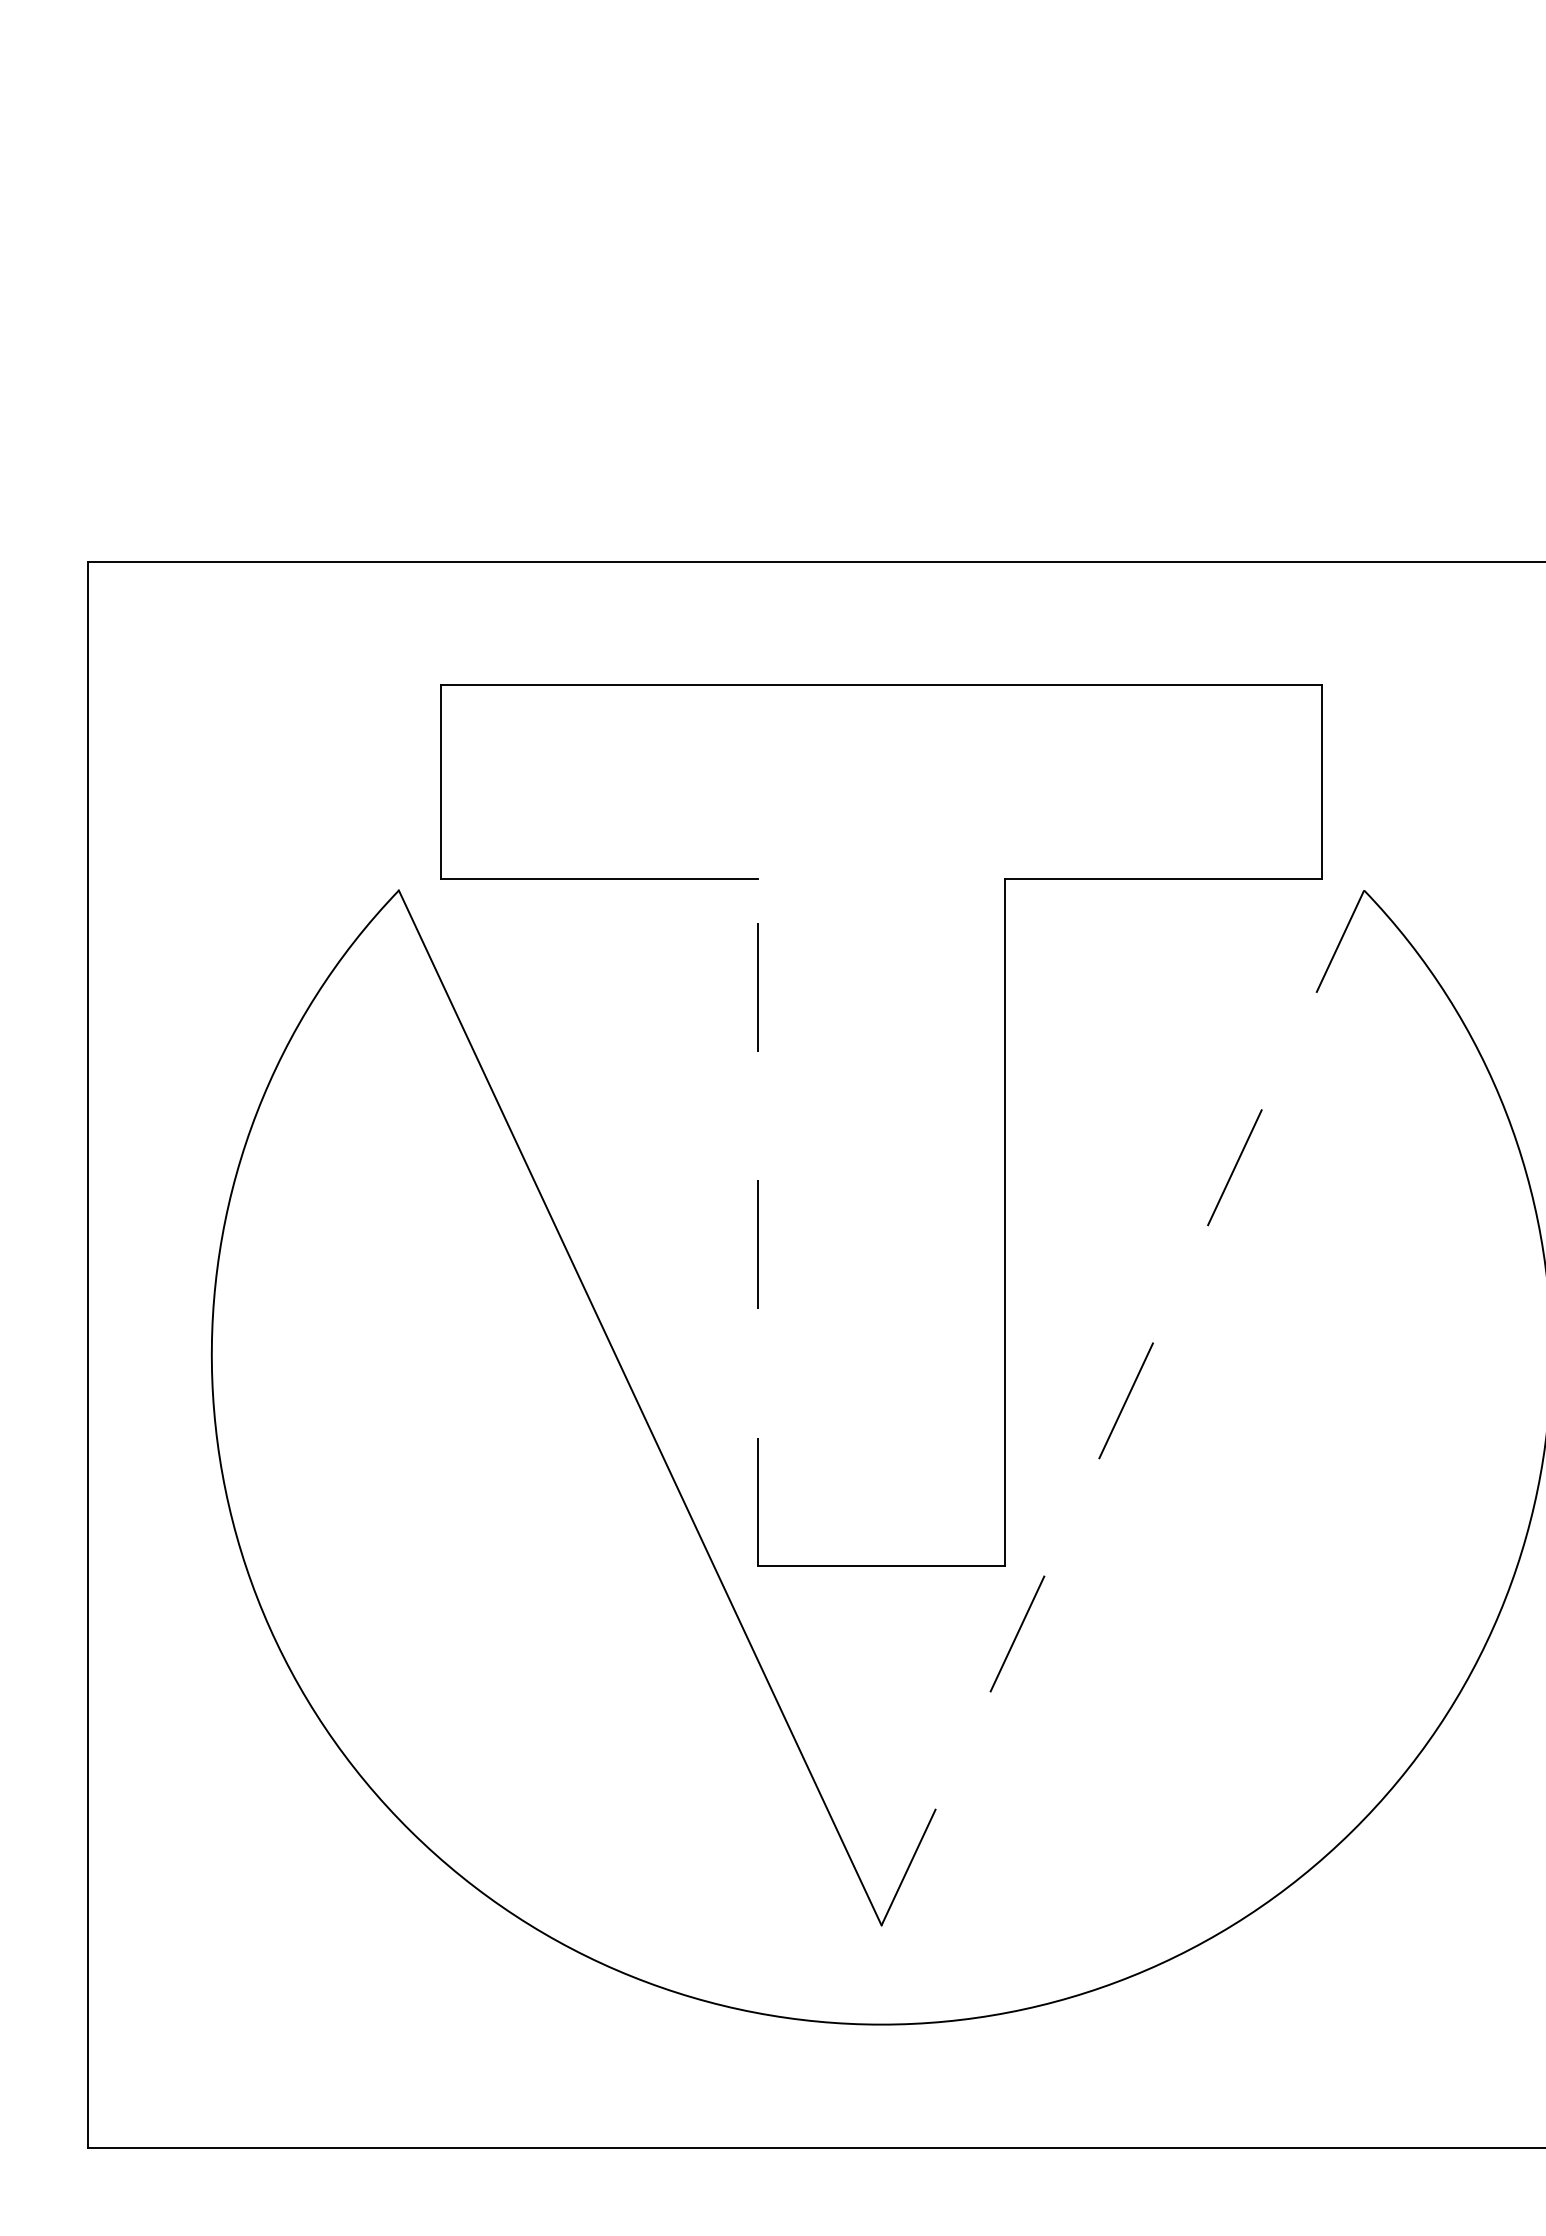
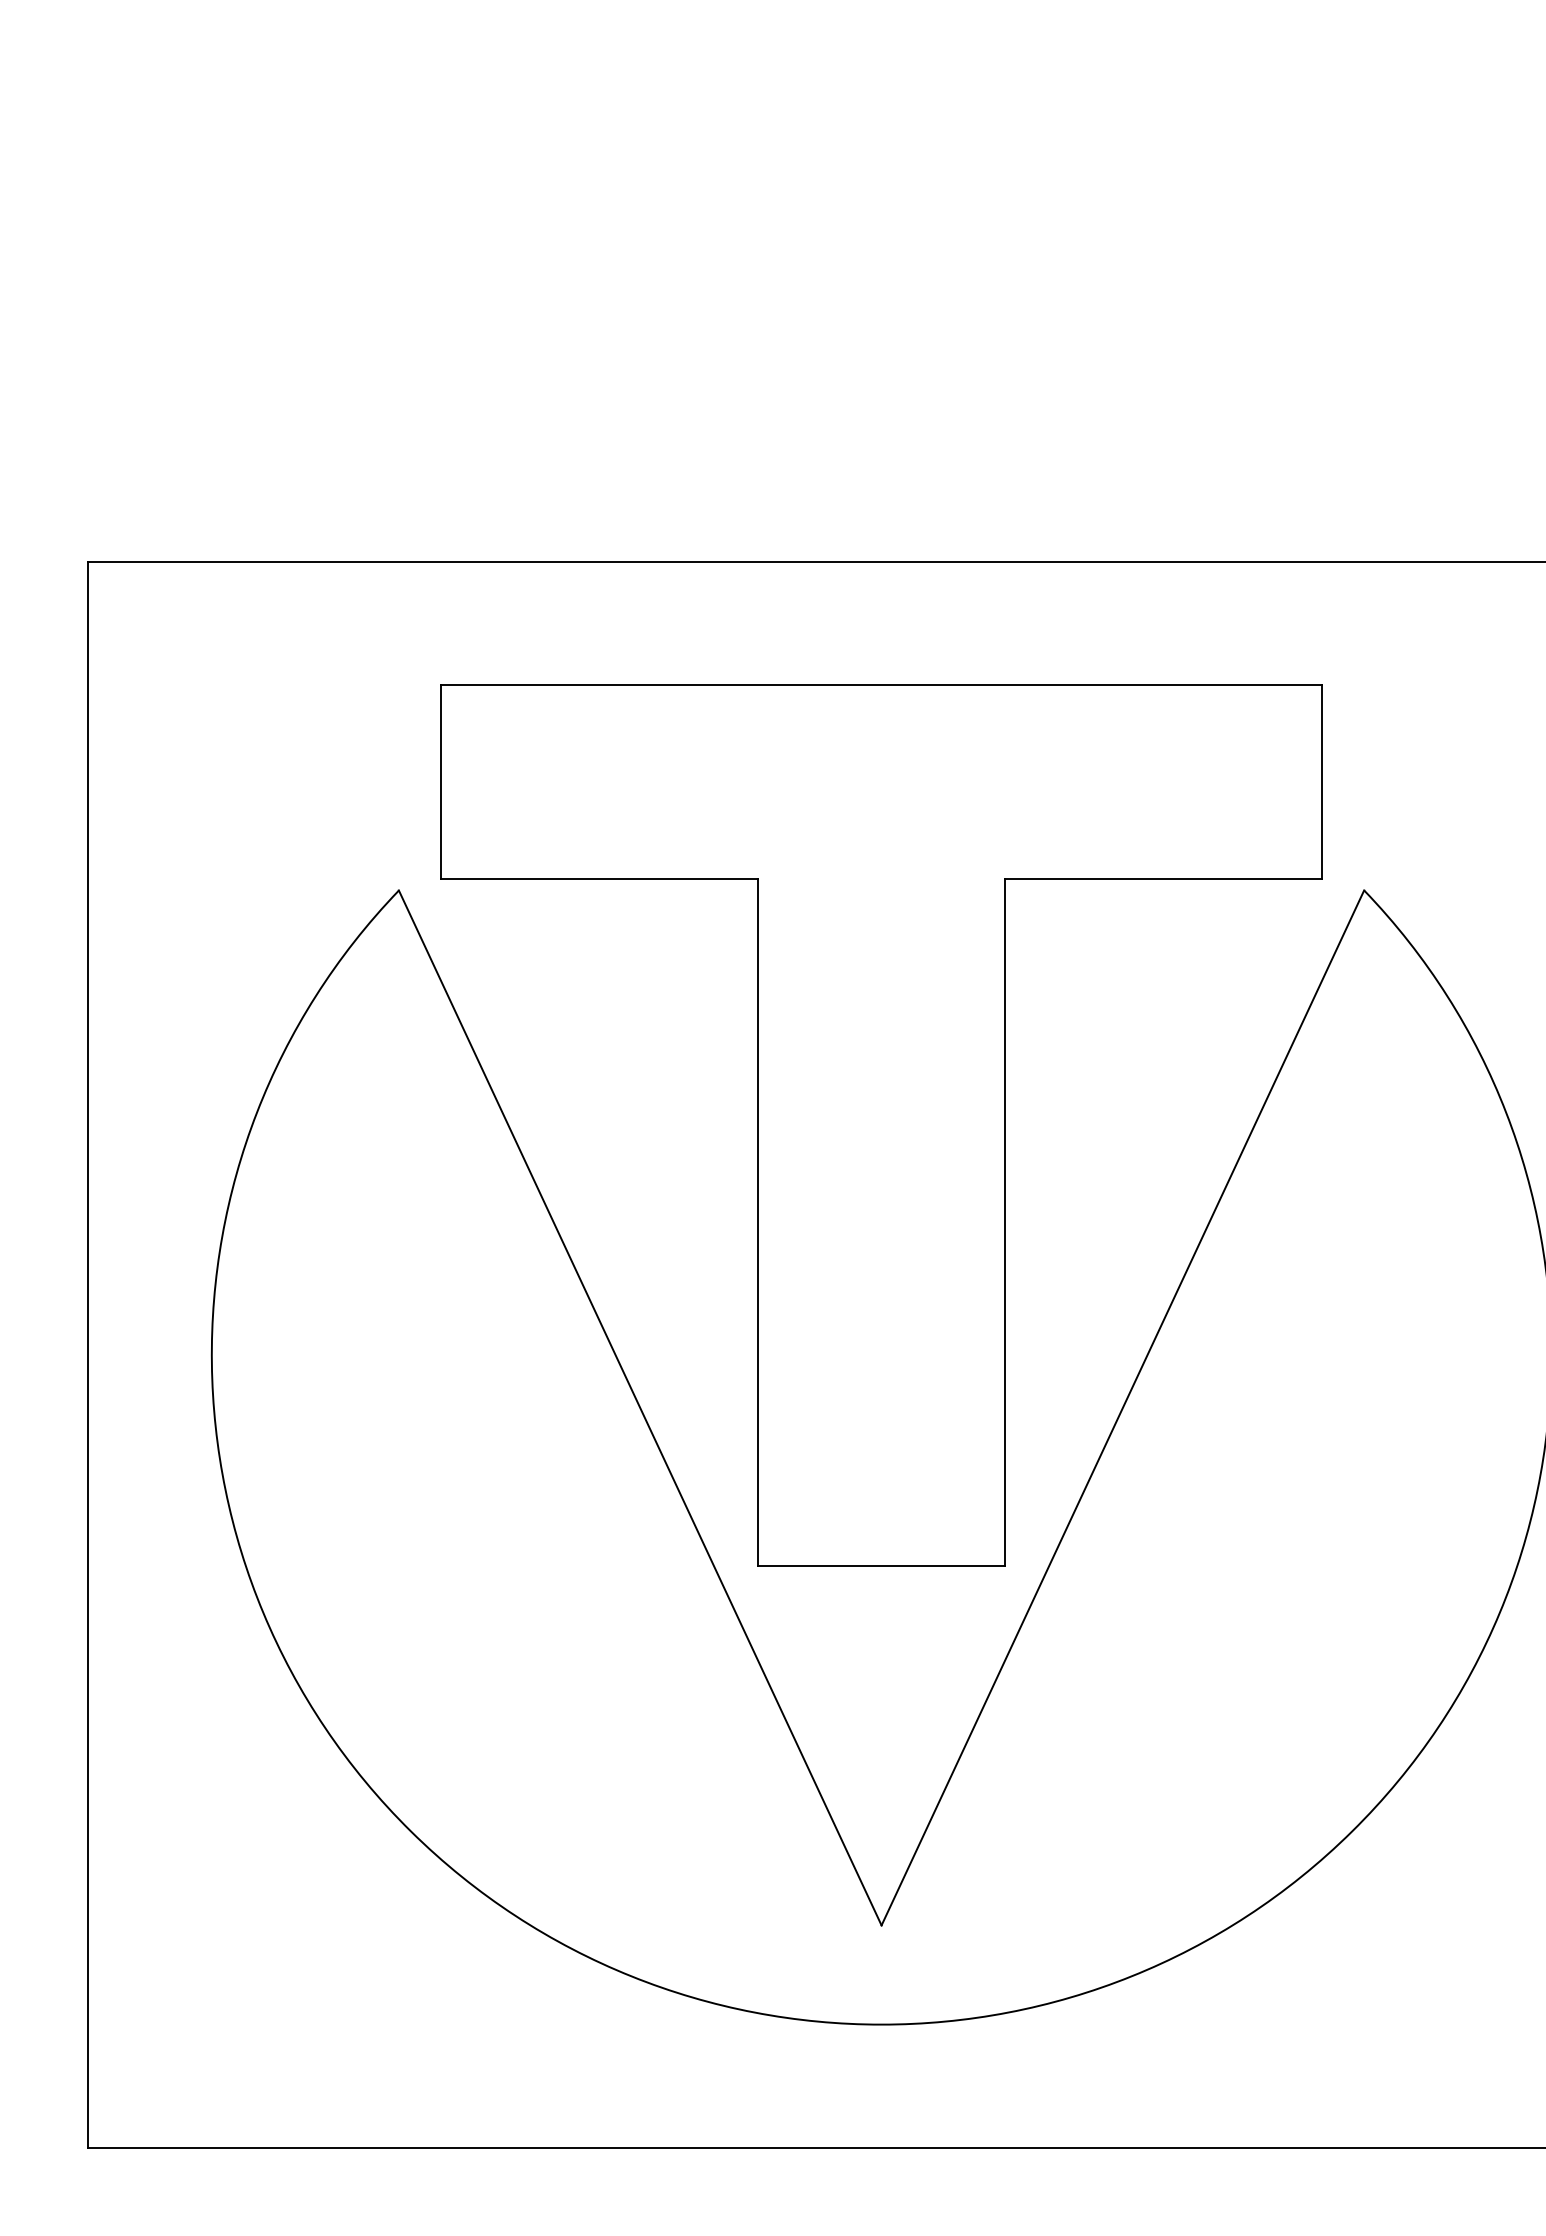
line: dashed -> solid (758, 1222)
line: dashed -> solid (1123, 1407)
